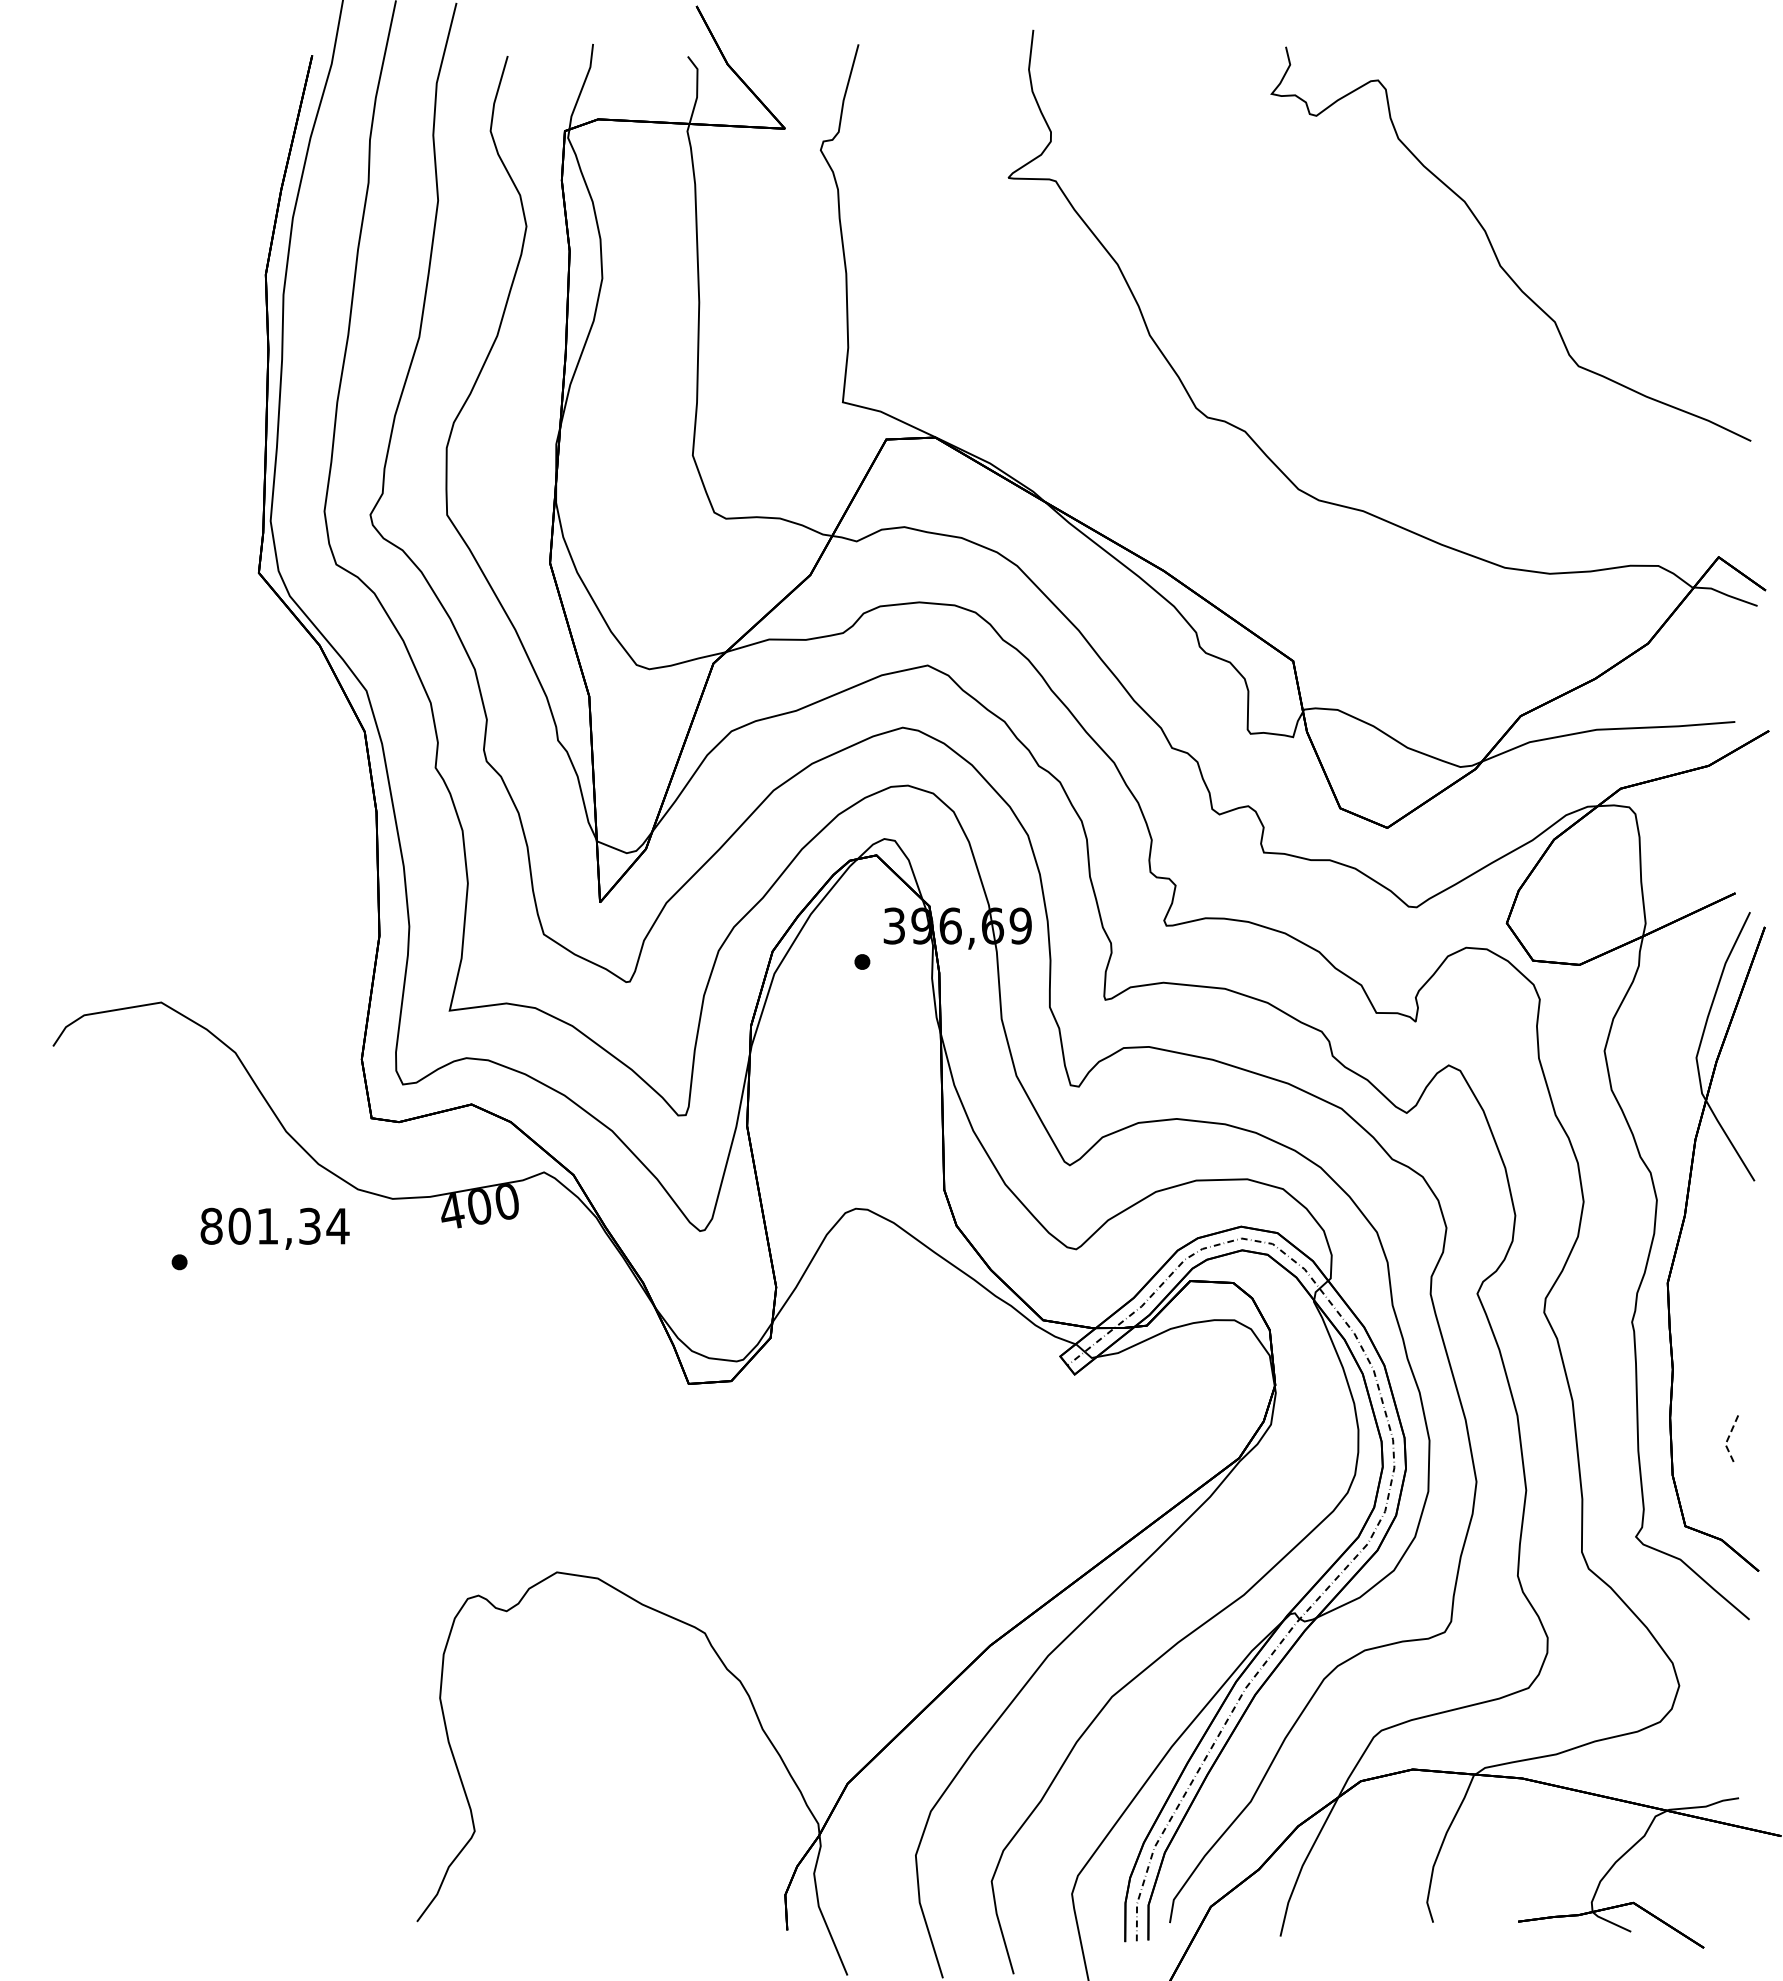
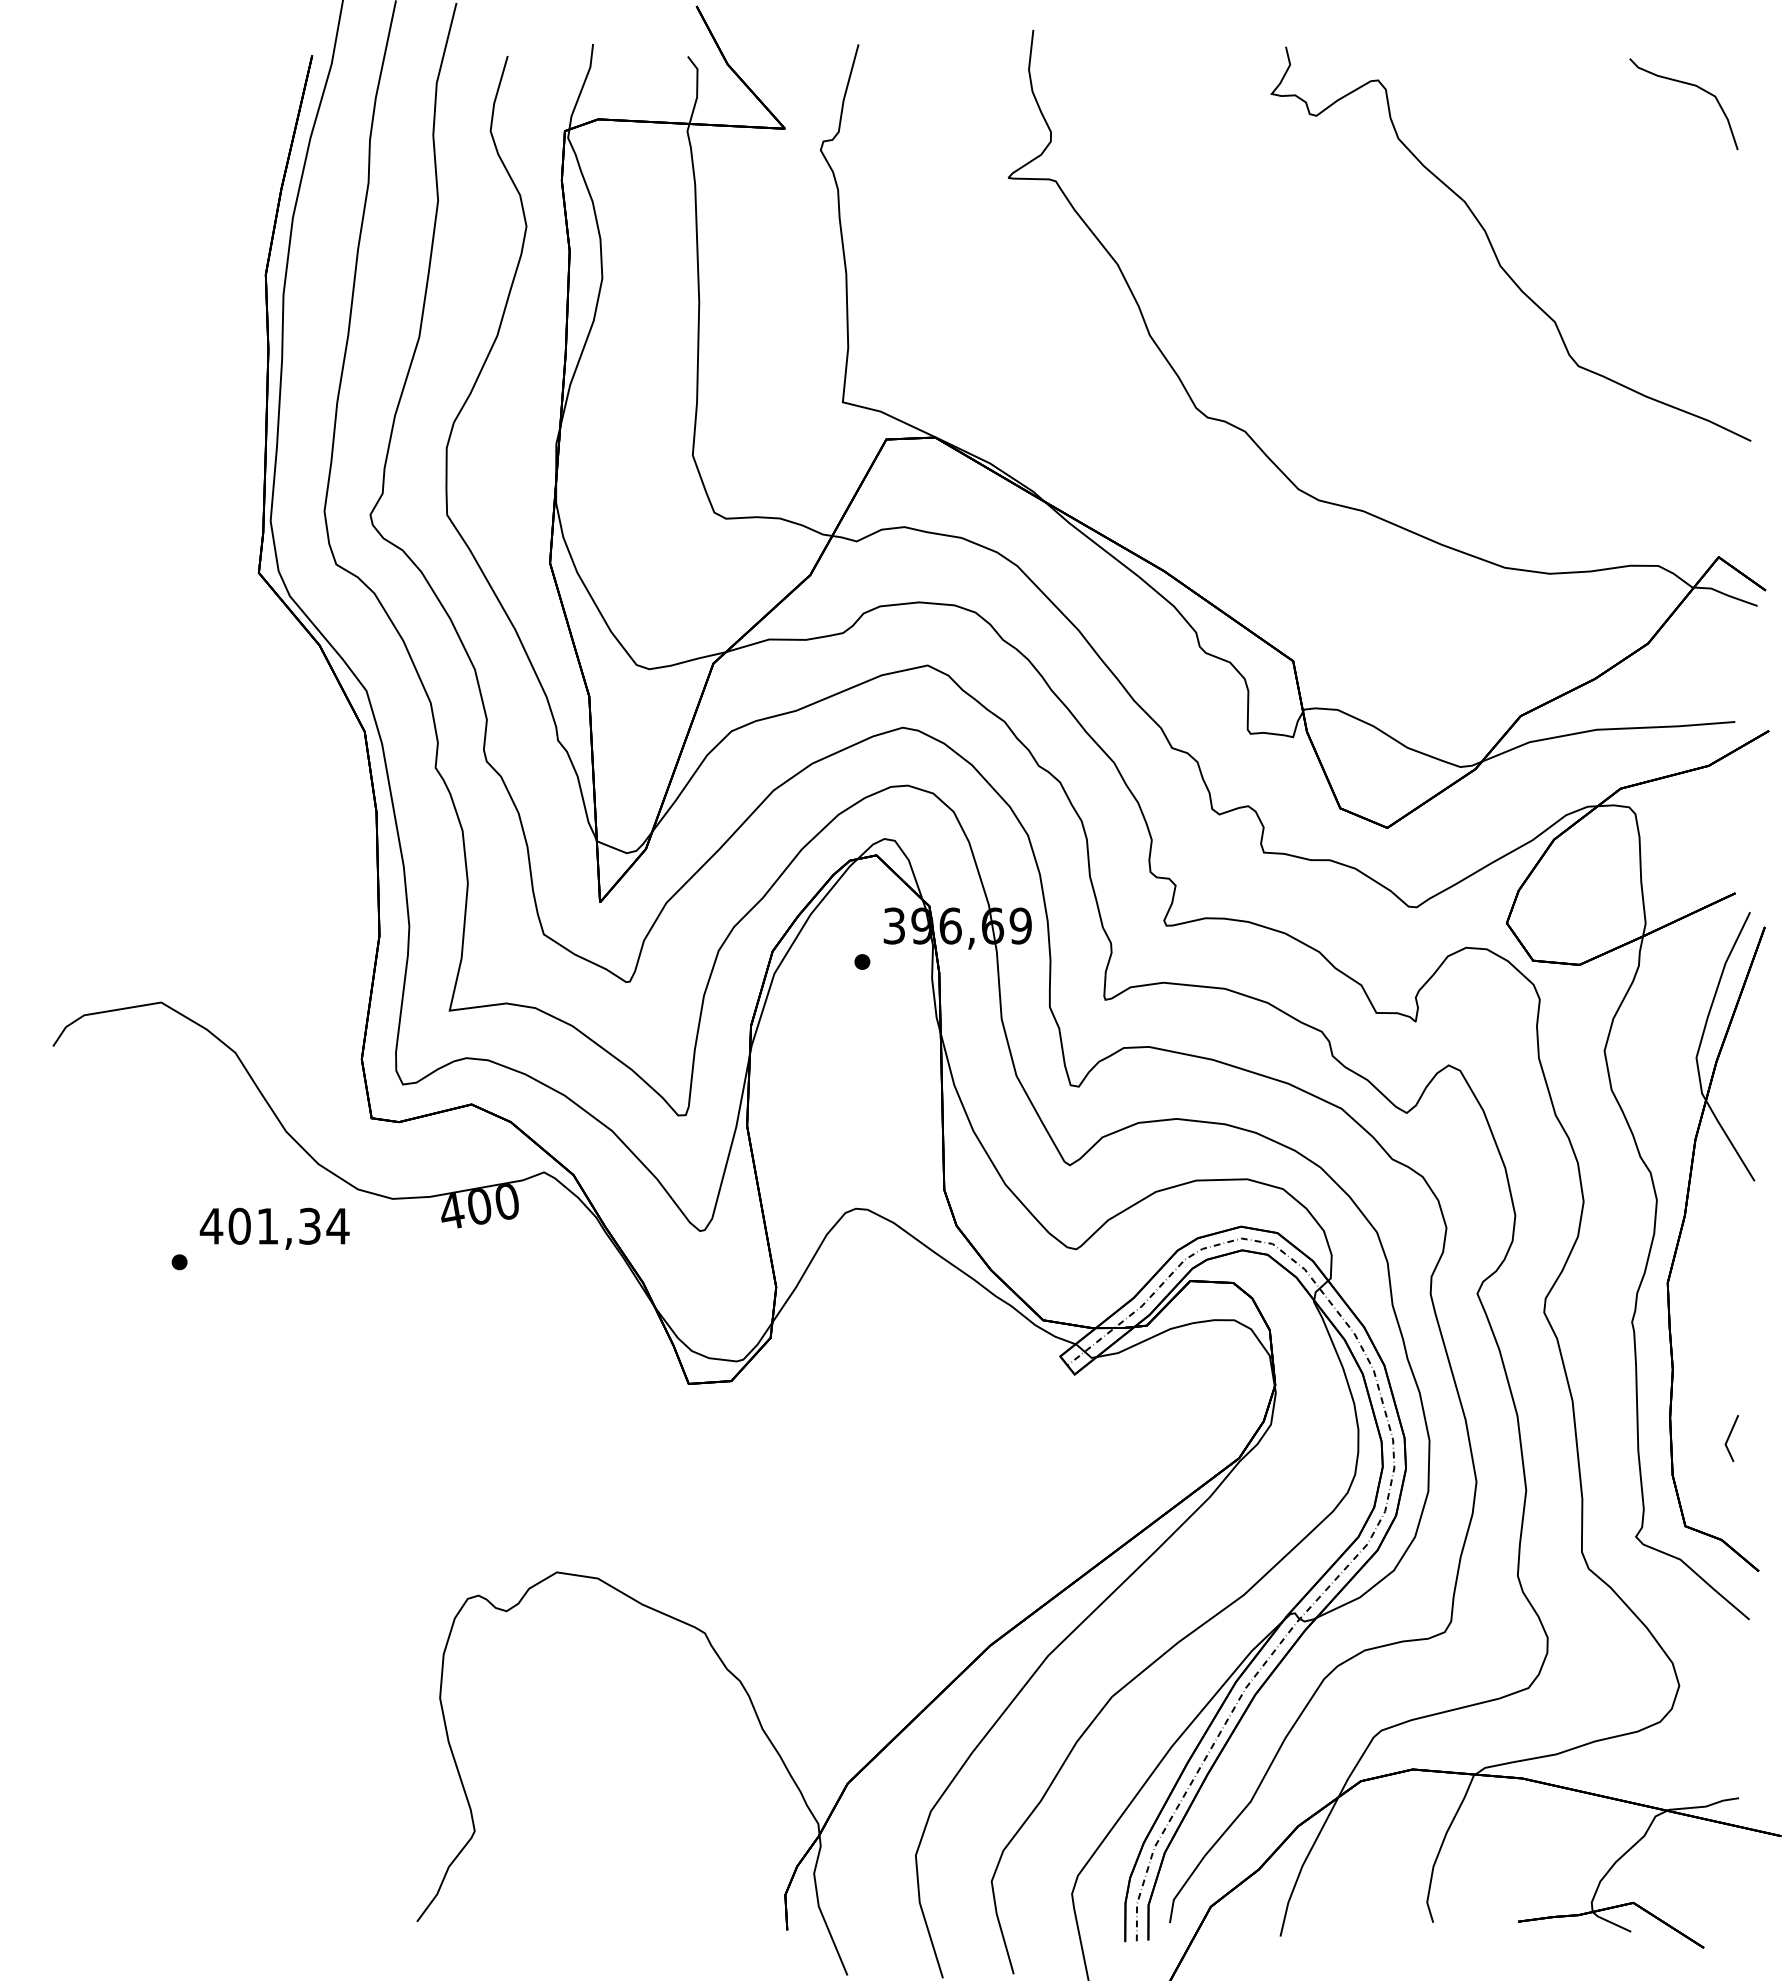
curve: none -> present (1686, 84)
text: 801,34 -> 401,34 (211, 1225)
line: dashed -> solid (1727, 1439)
